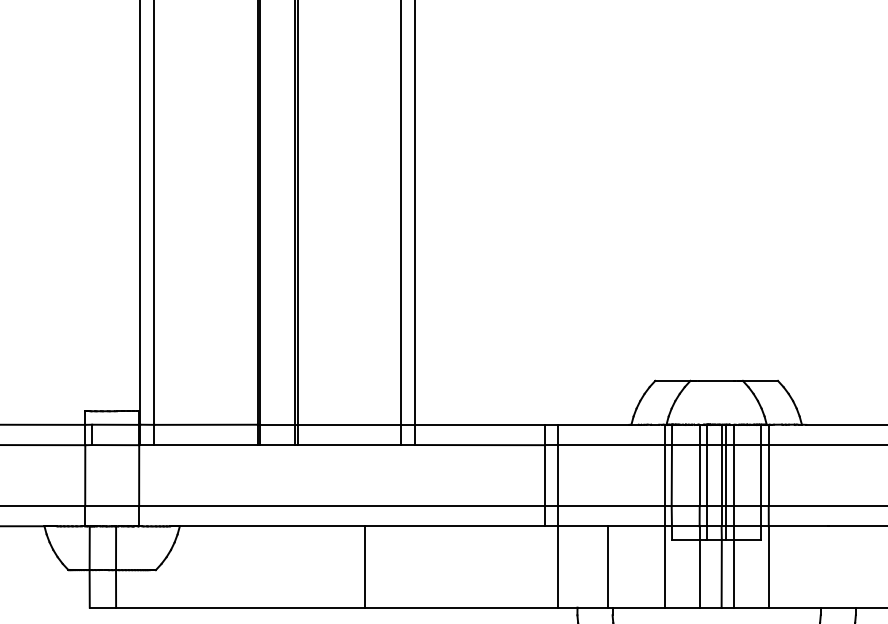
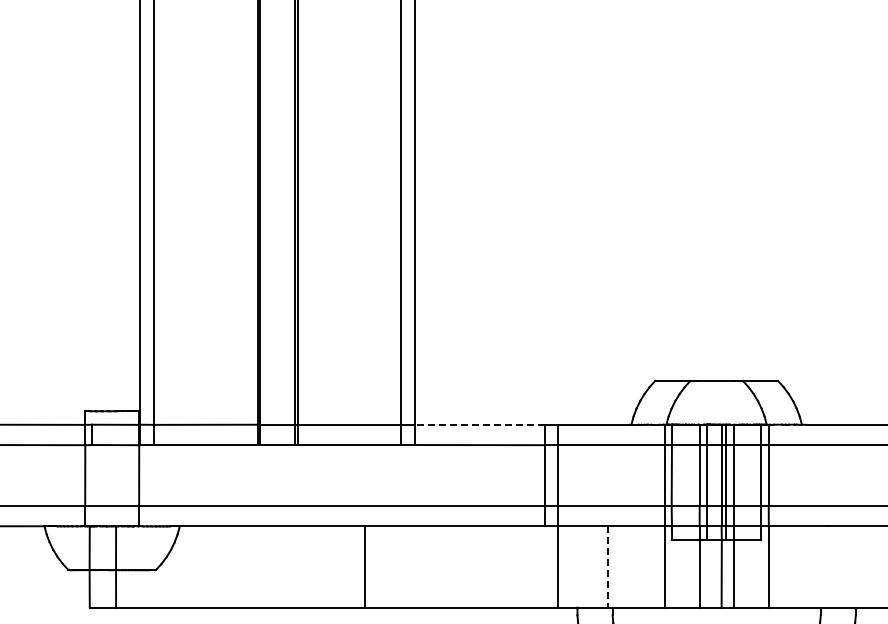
line: solid -> dashed (480, 424)
line: solid -> dashed (608, 567)
